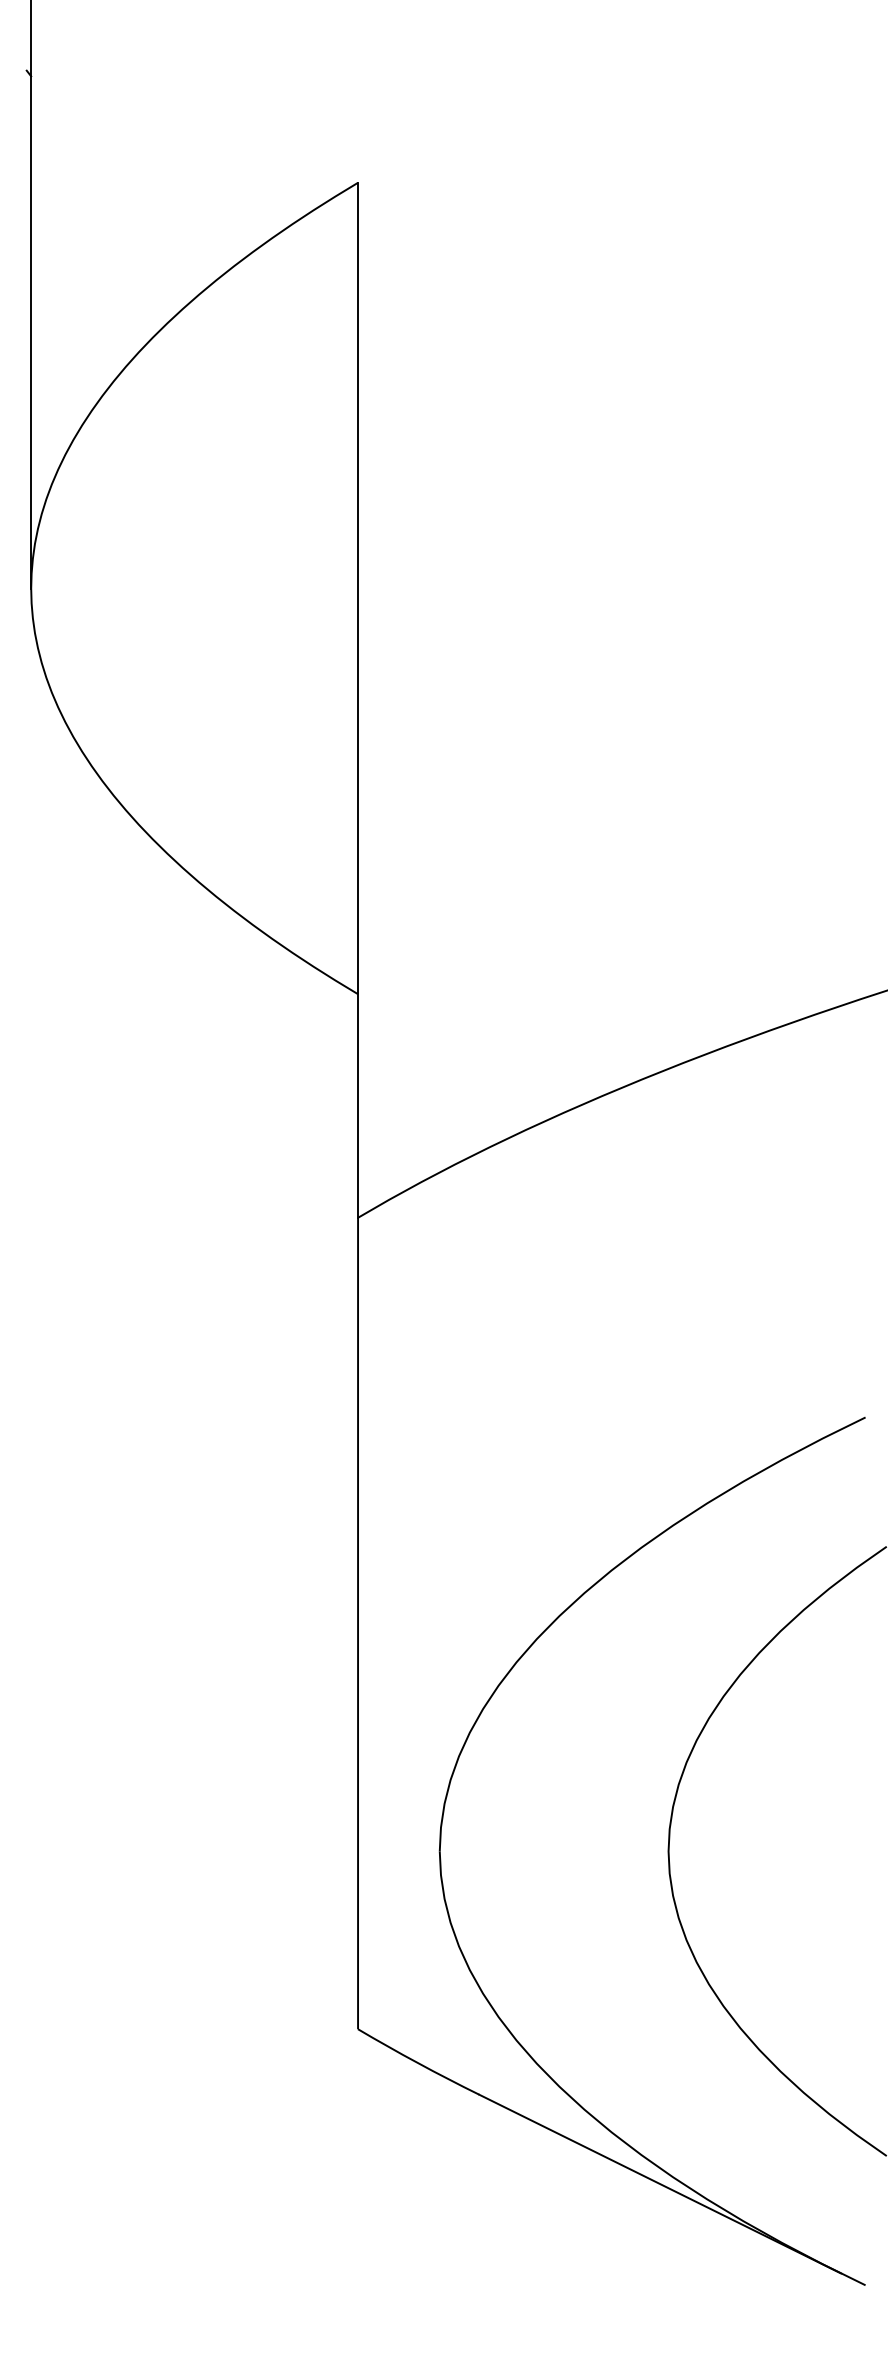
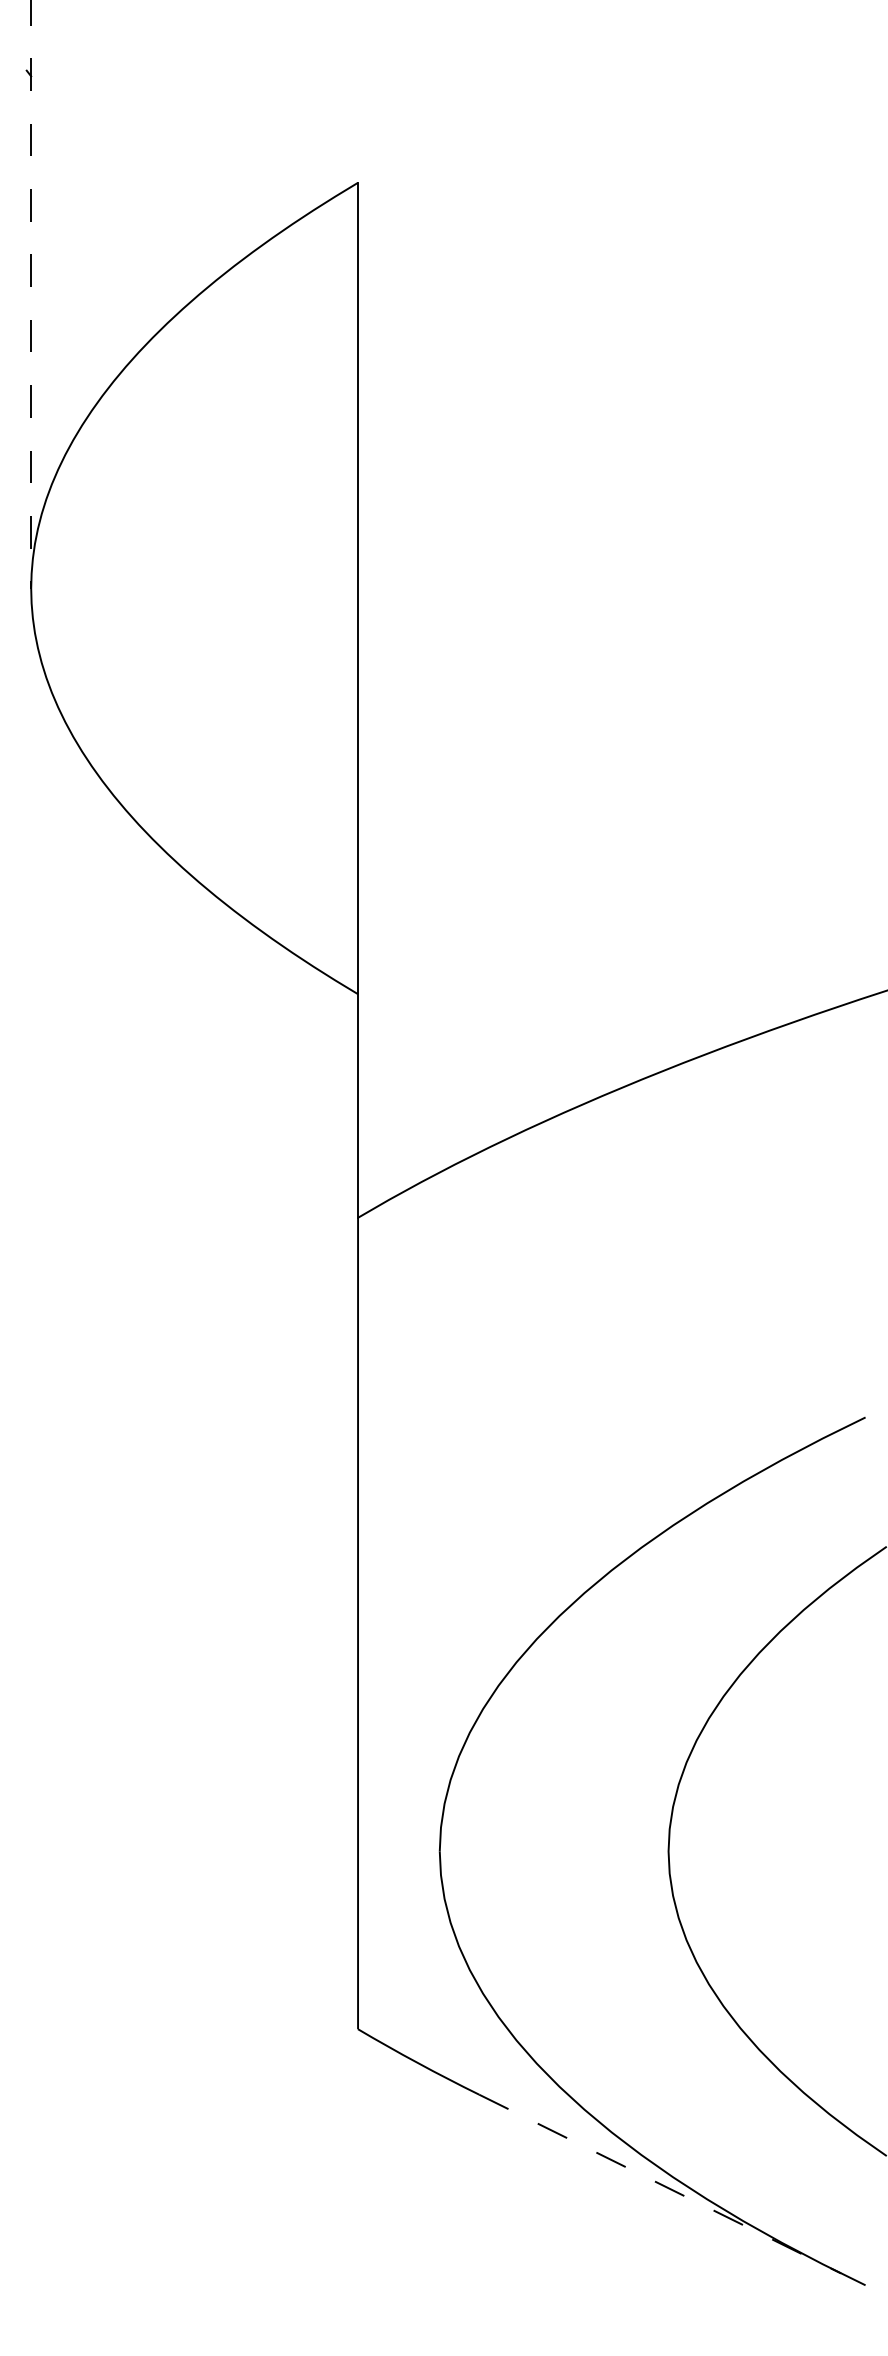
line: solid -> dashed (31, 294)
line: solid -> dashed (660, 2184)
